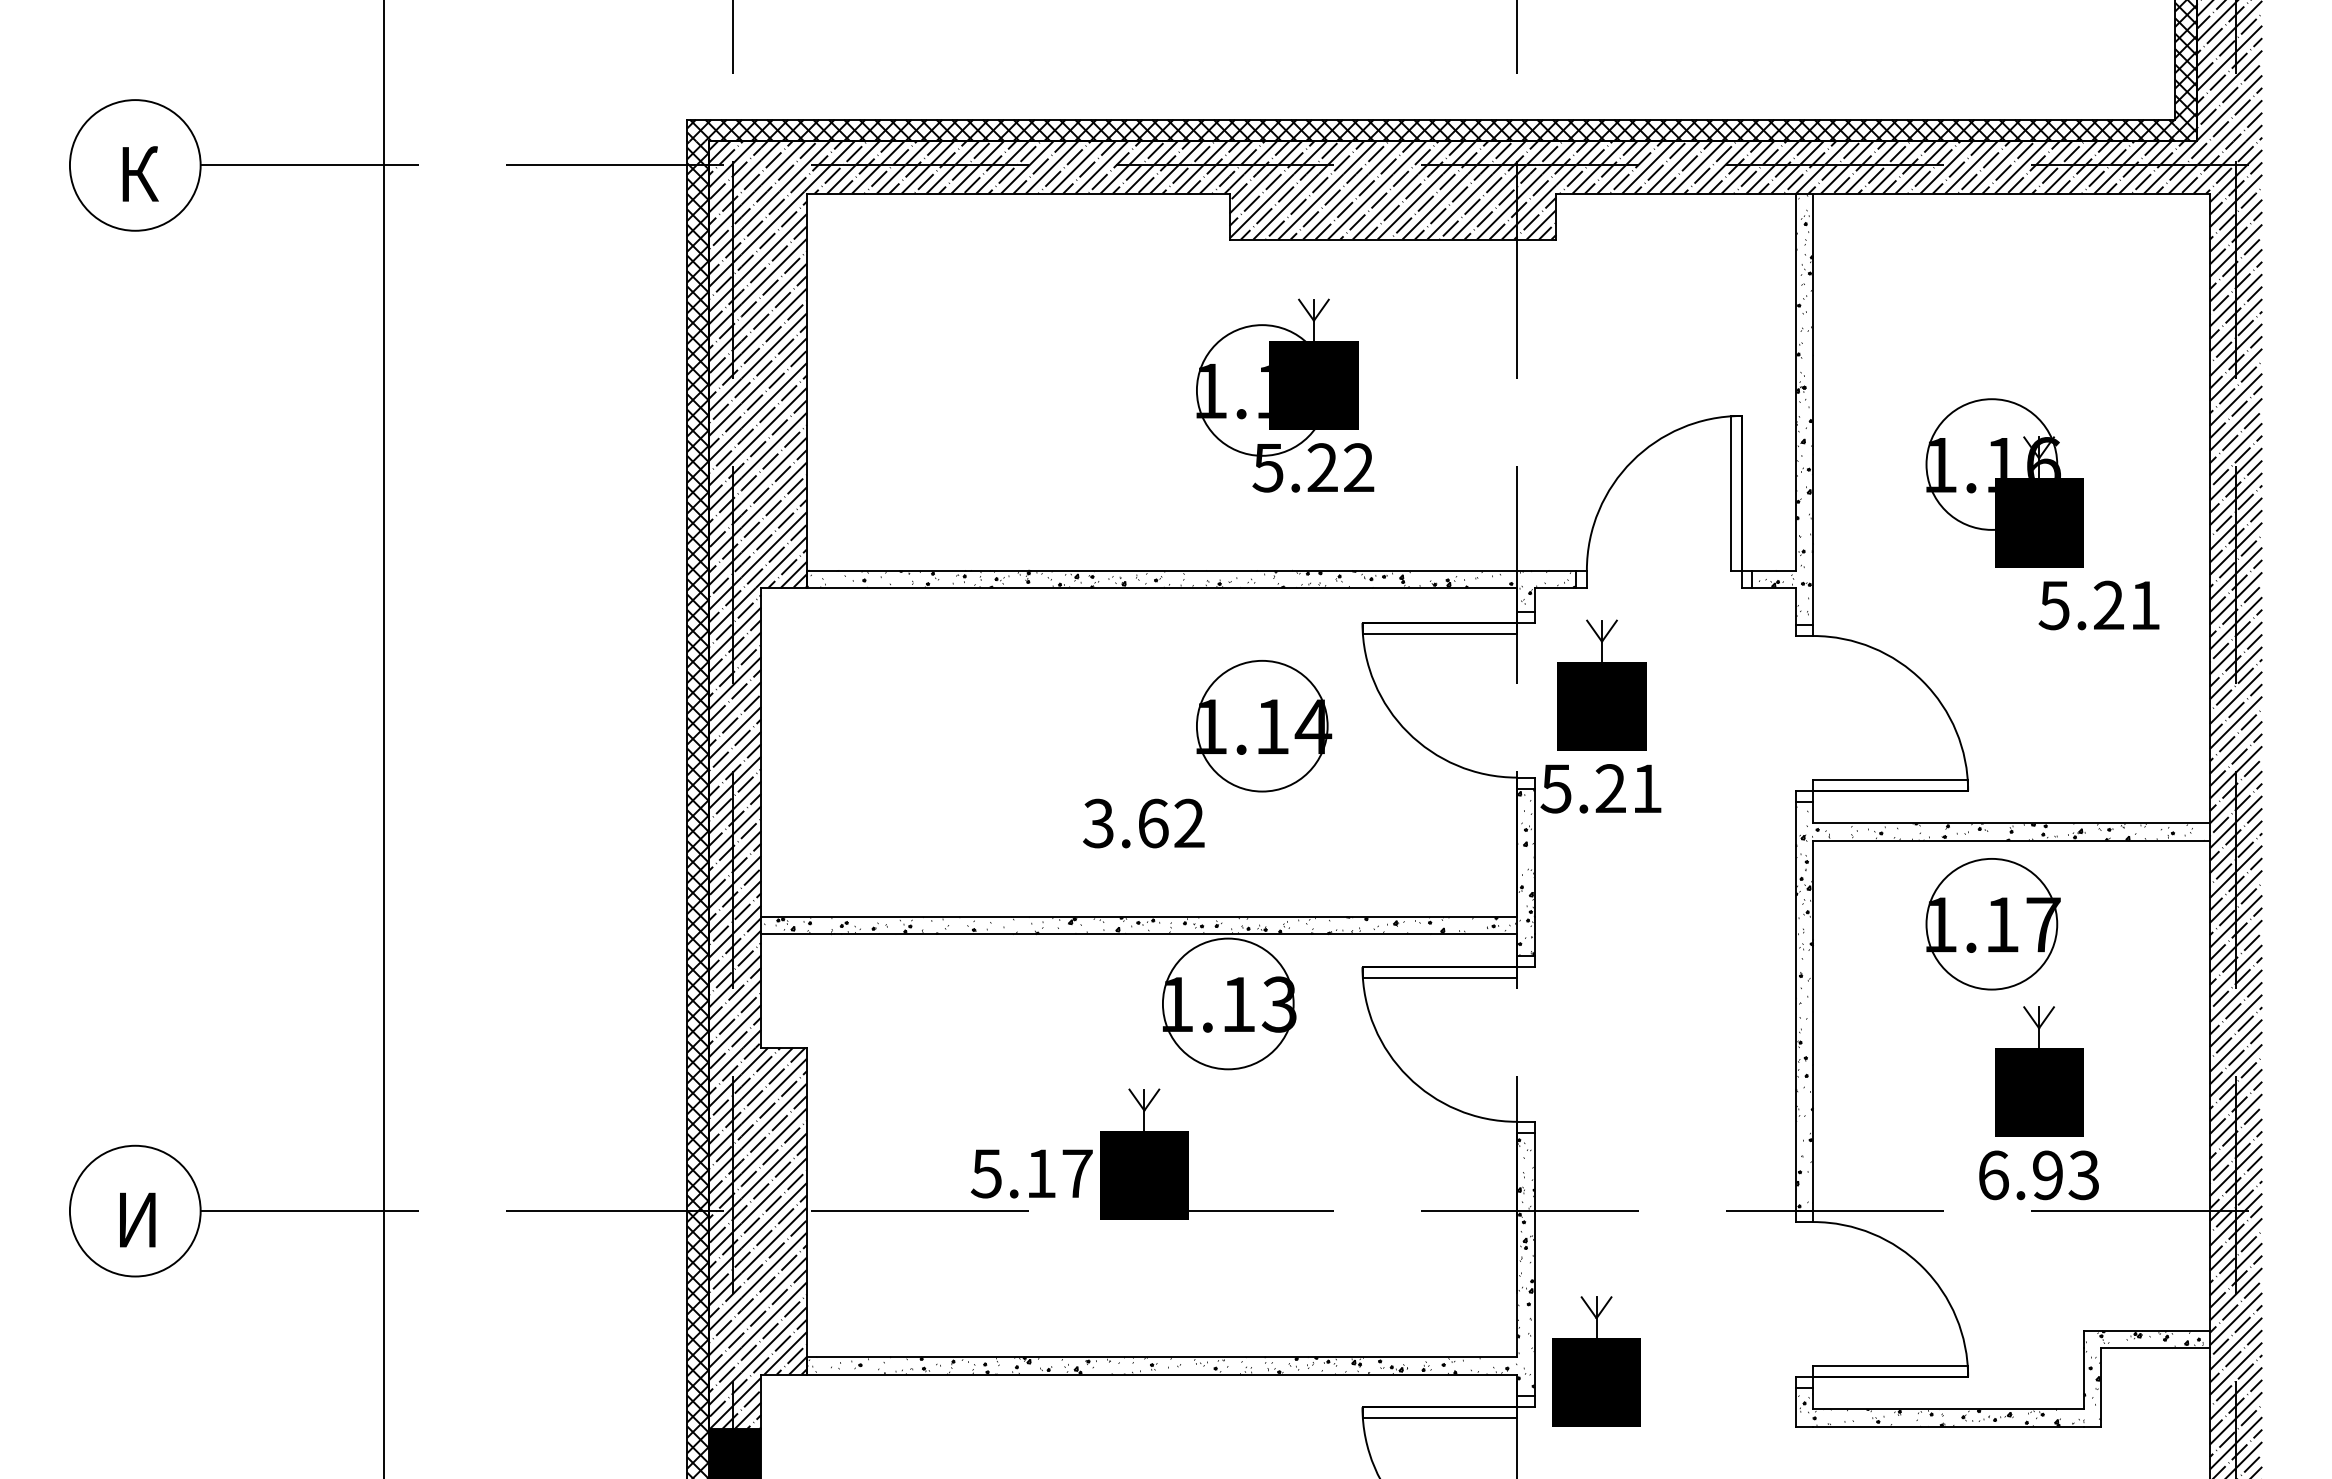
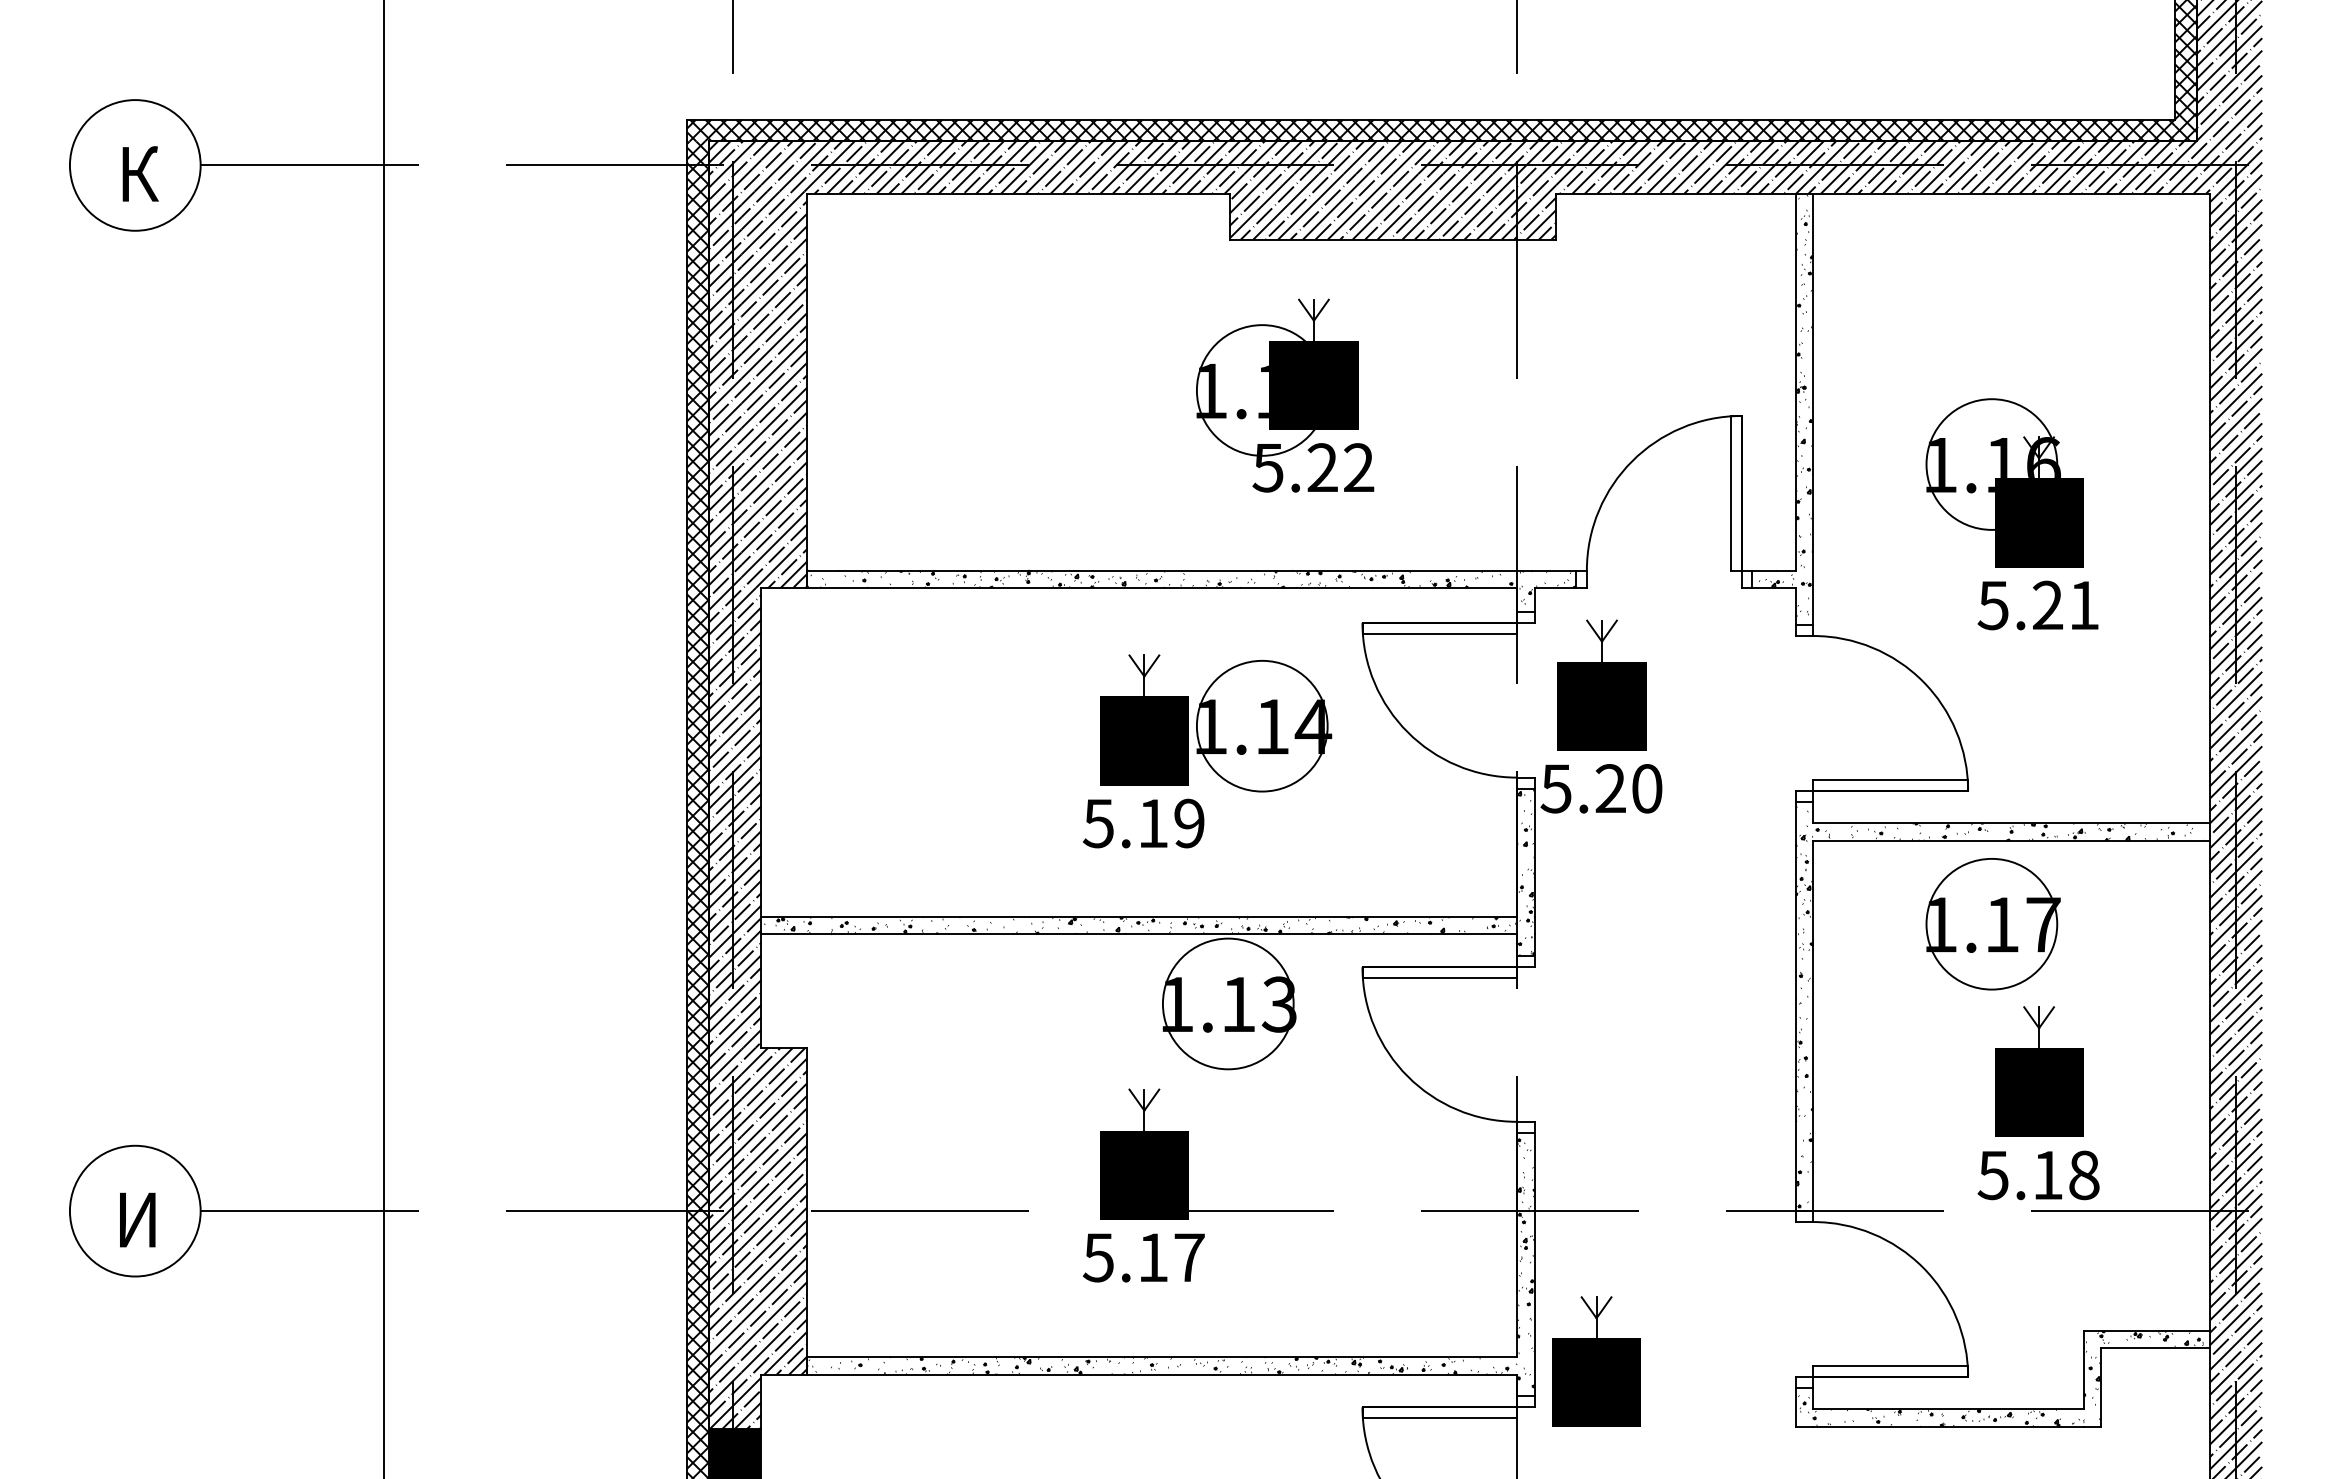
text position: (2098, 605) -> (2037, 605) (2037, 605)
part: none -> present (1144, 719)
text: 5.21 -> 5.20 (1647, 788)
text: 3.62 -> 5.19 (1143, 823)
text position: (1031, 1173) -> (1143, 1257) (1143, 1257)
text: 6.93 -> 5.18 (2038, 1175)
